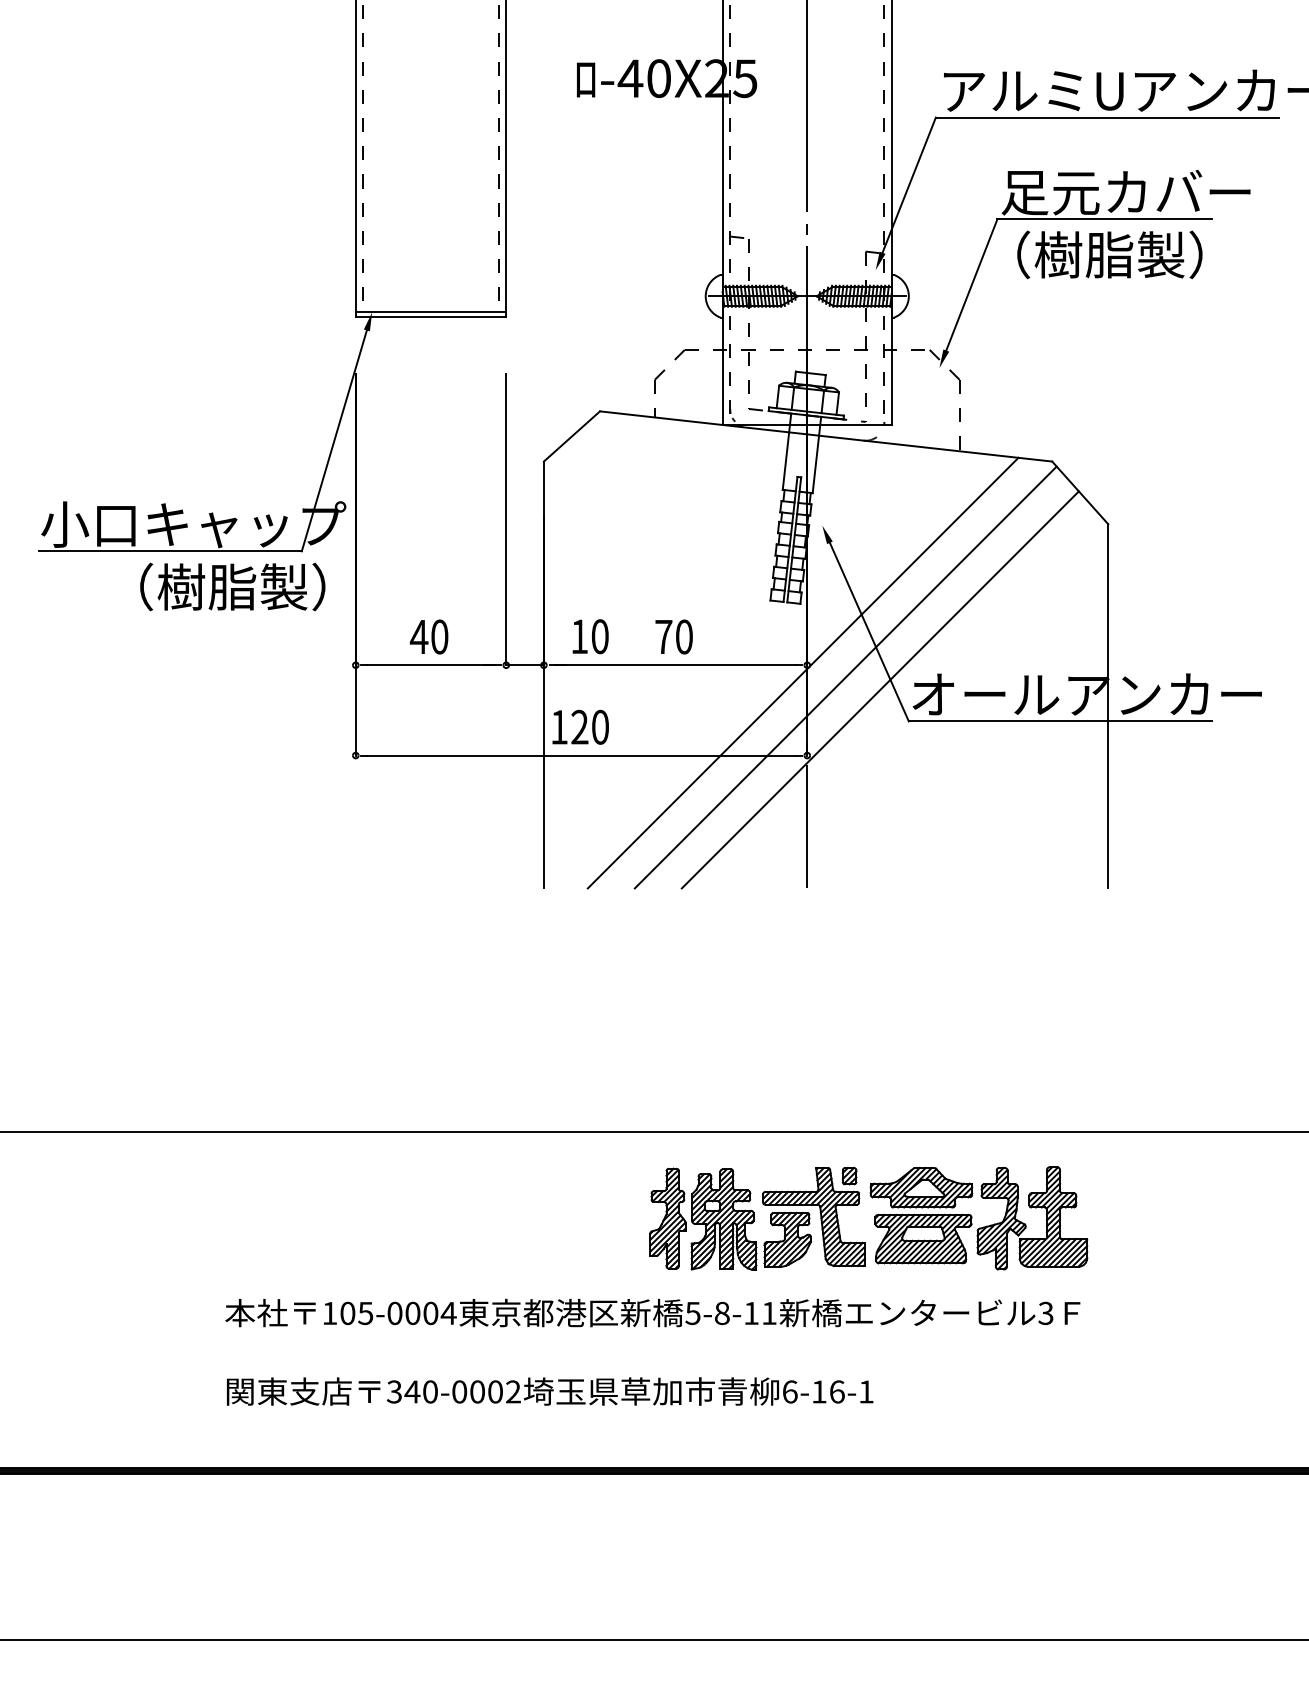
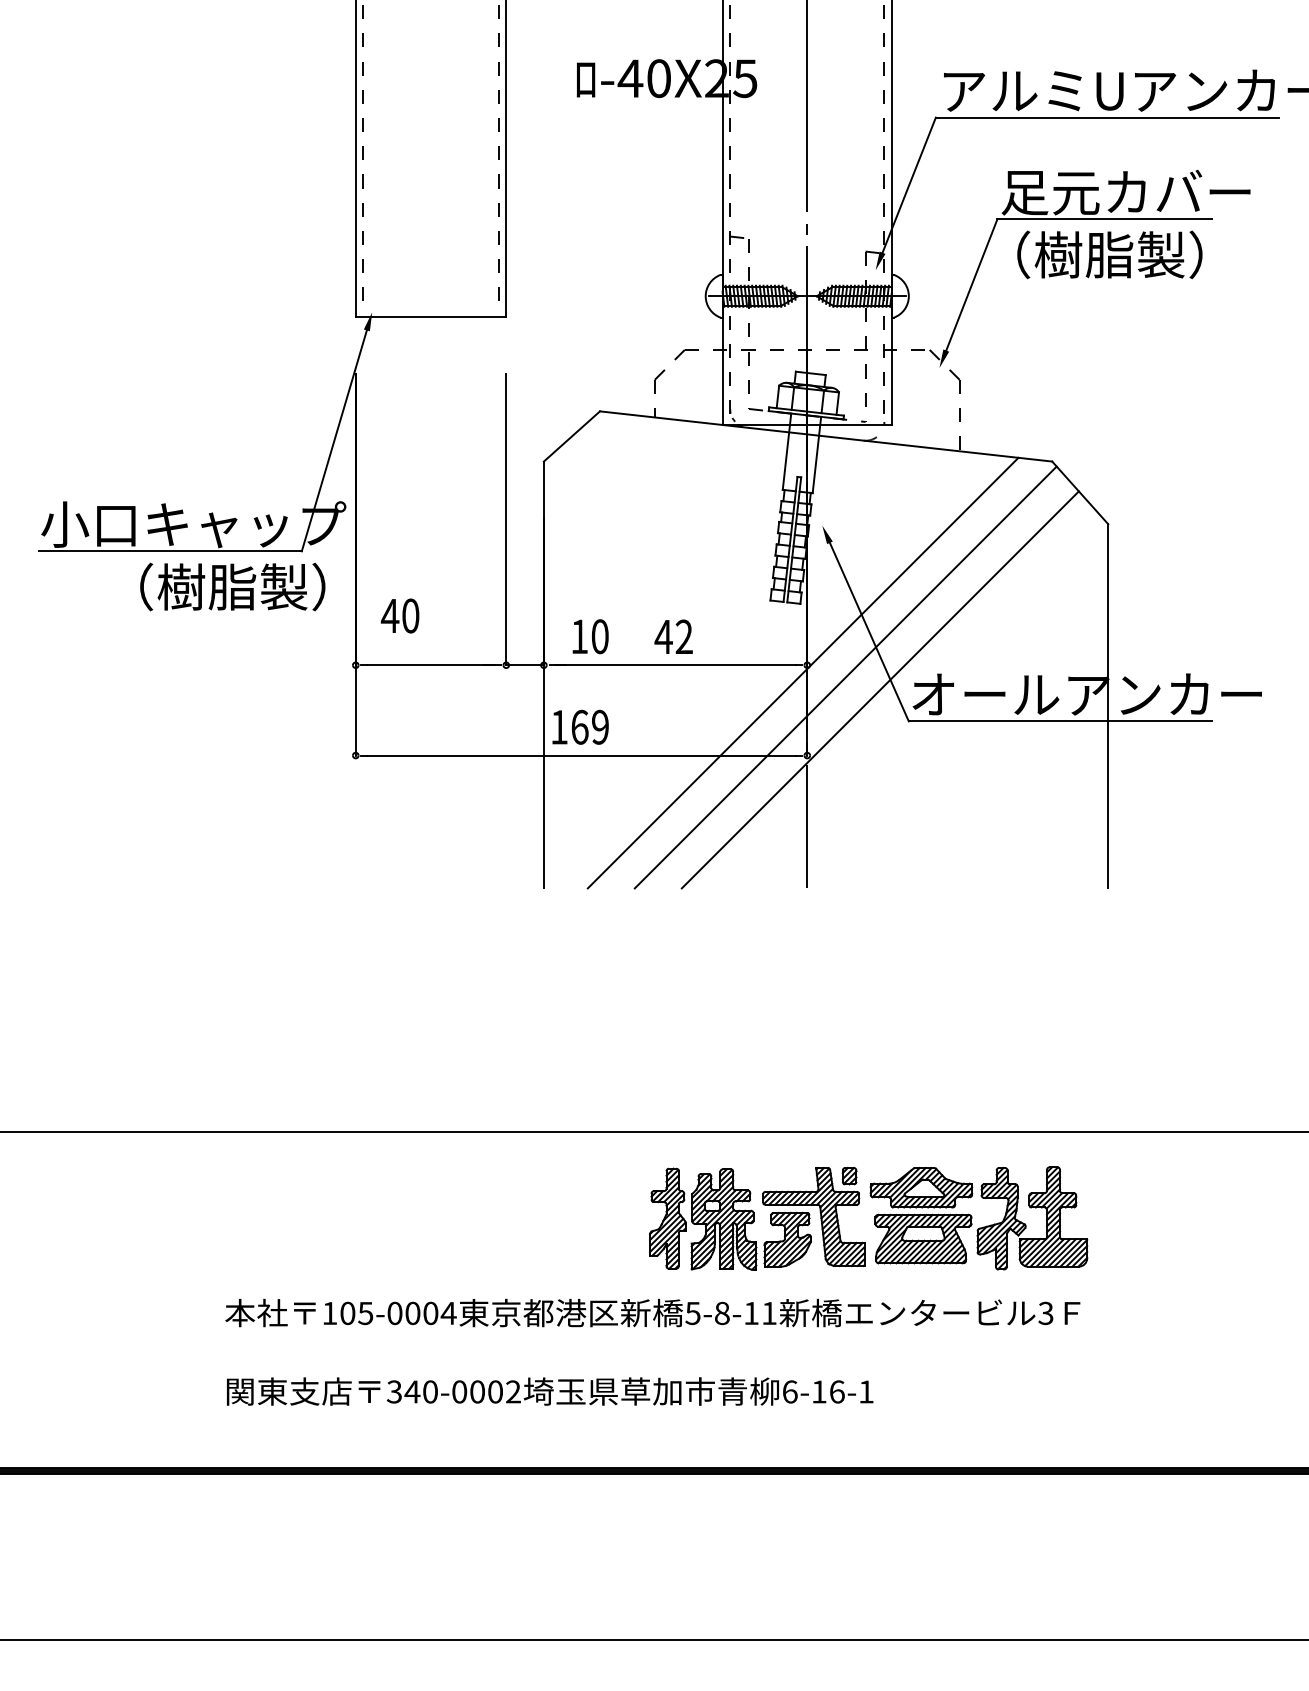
line: present -> none (430, 311)
text position: (428, 636) -> (399, 615) (399, 615)
text: 70 -> 42 (673, 636)
text: 120 -> 169 (589, 726)
